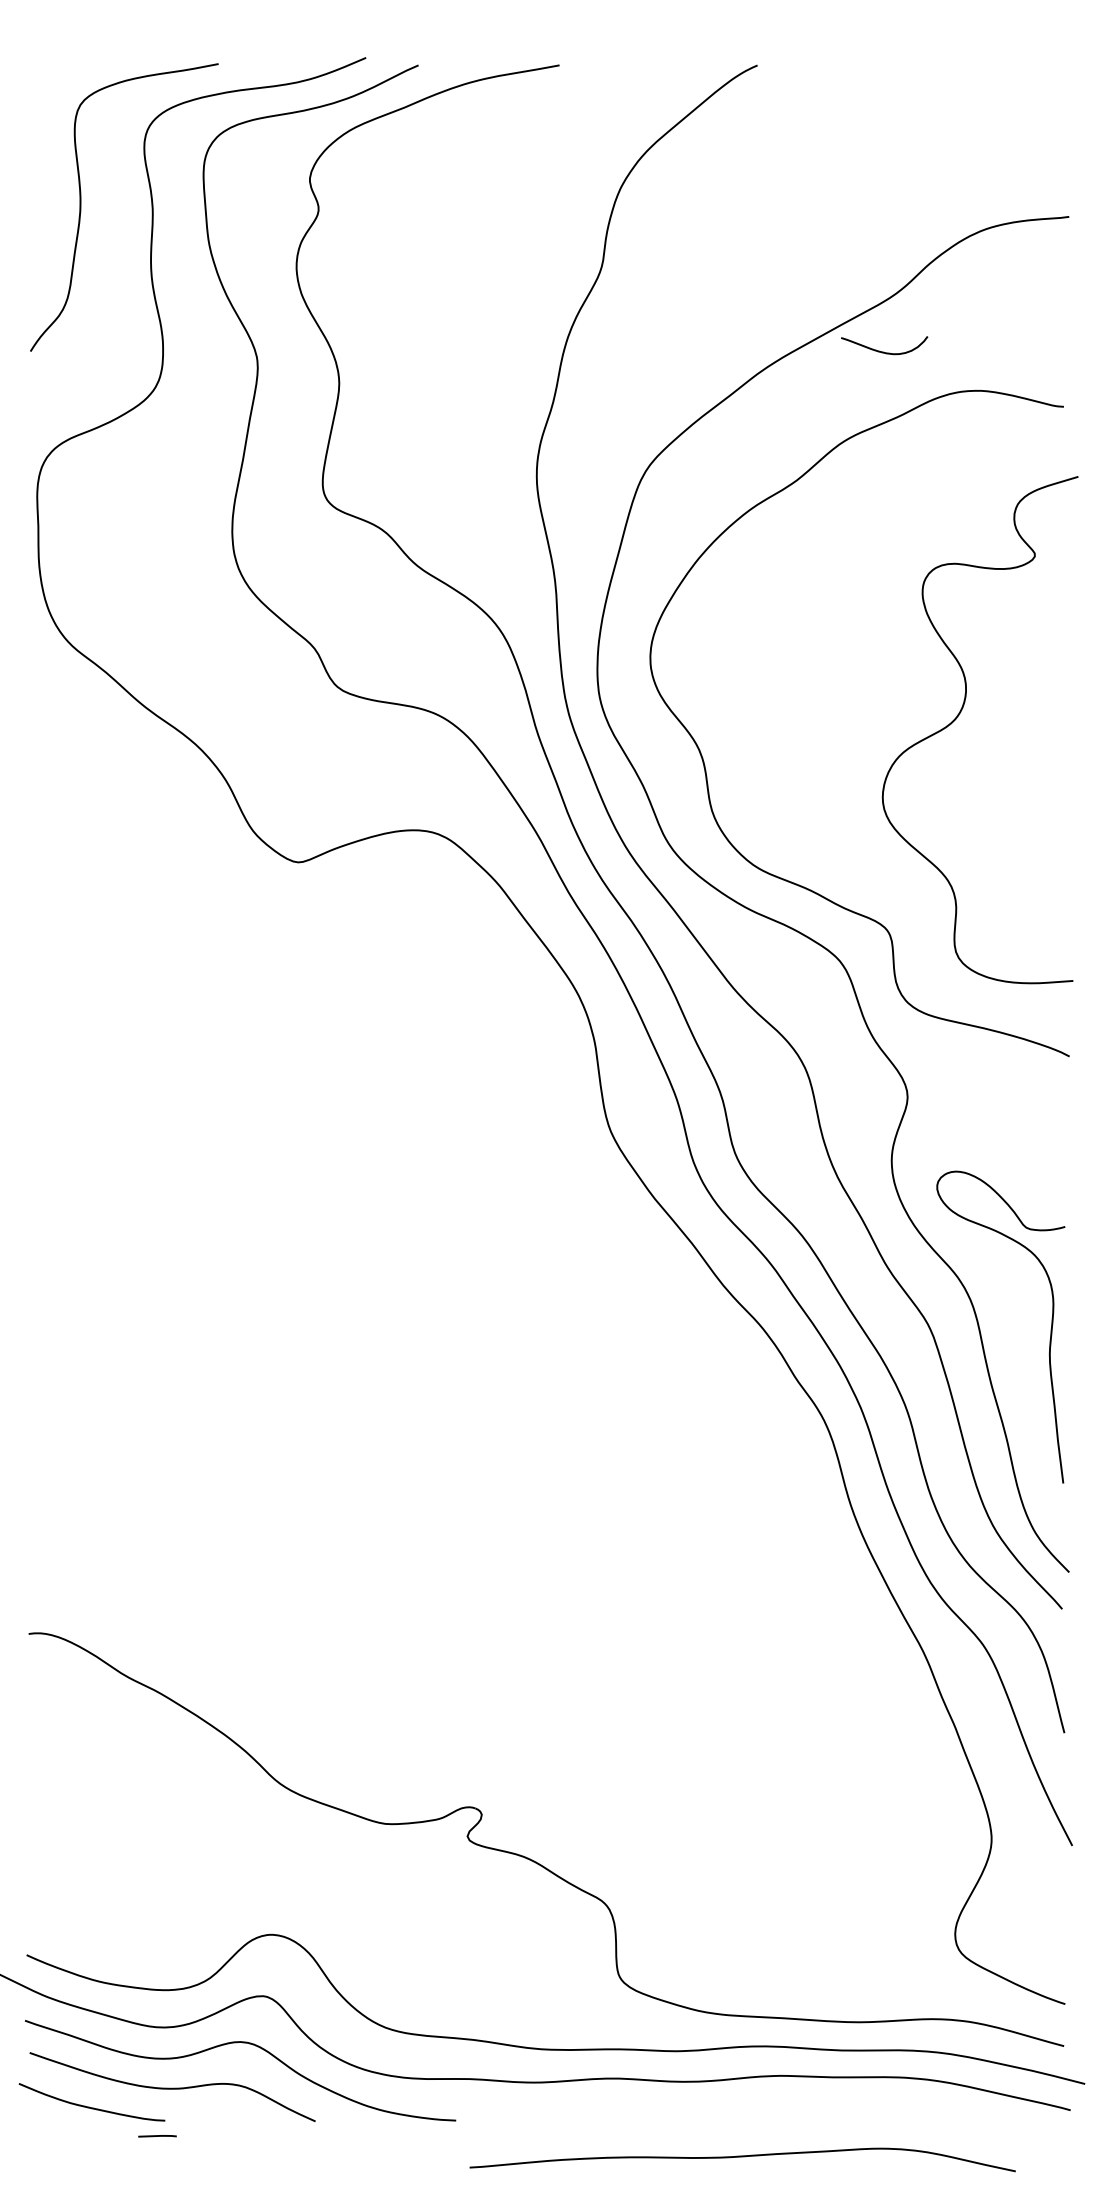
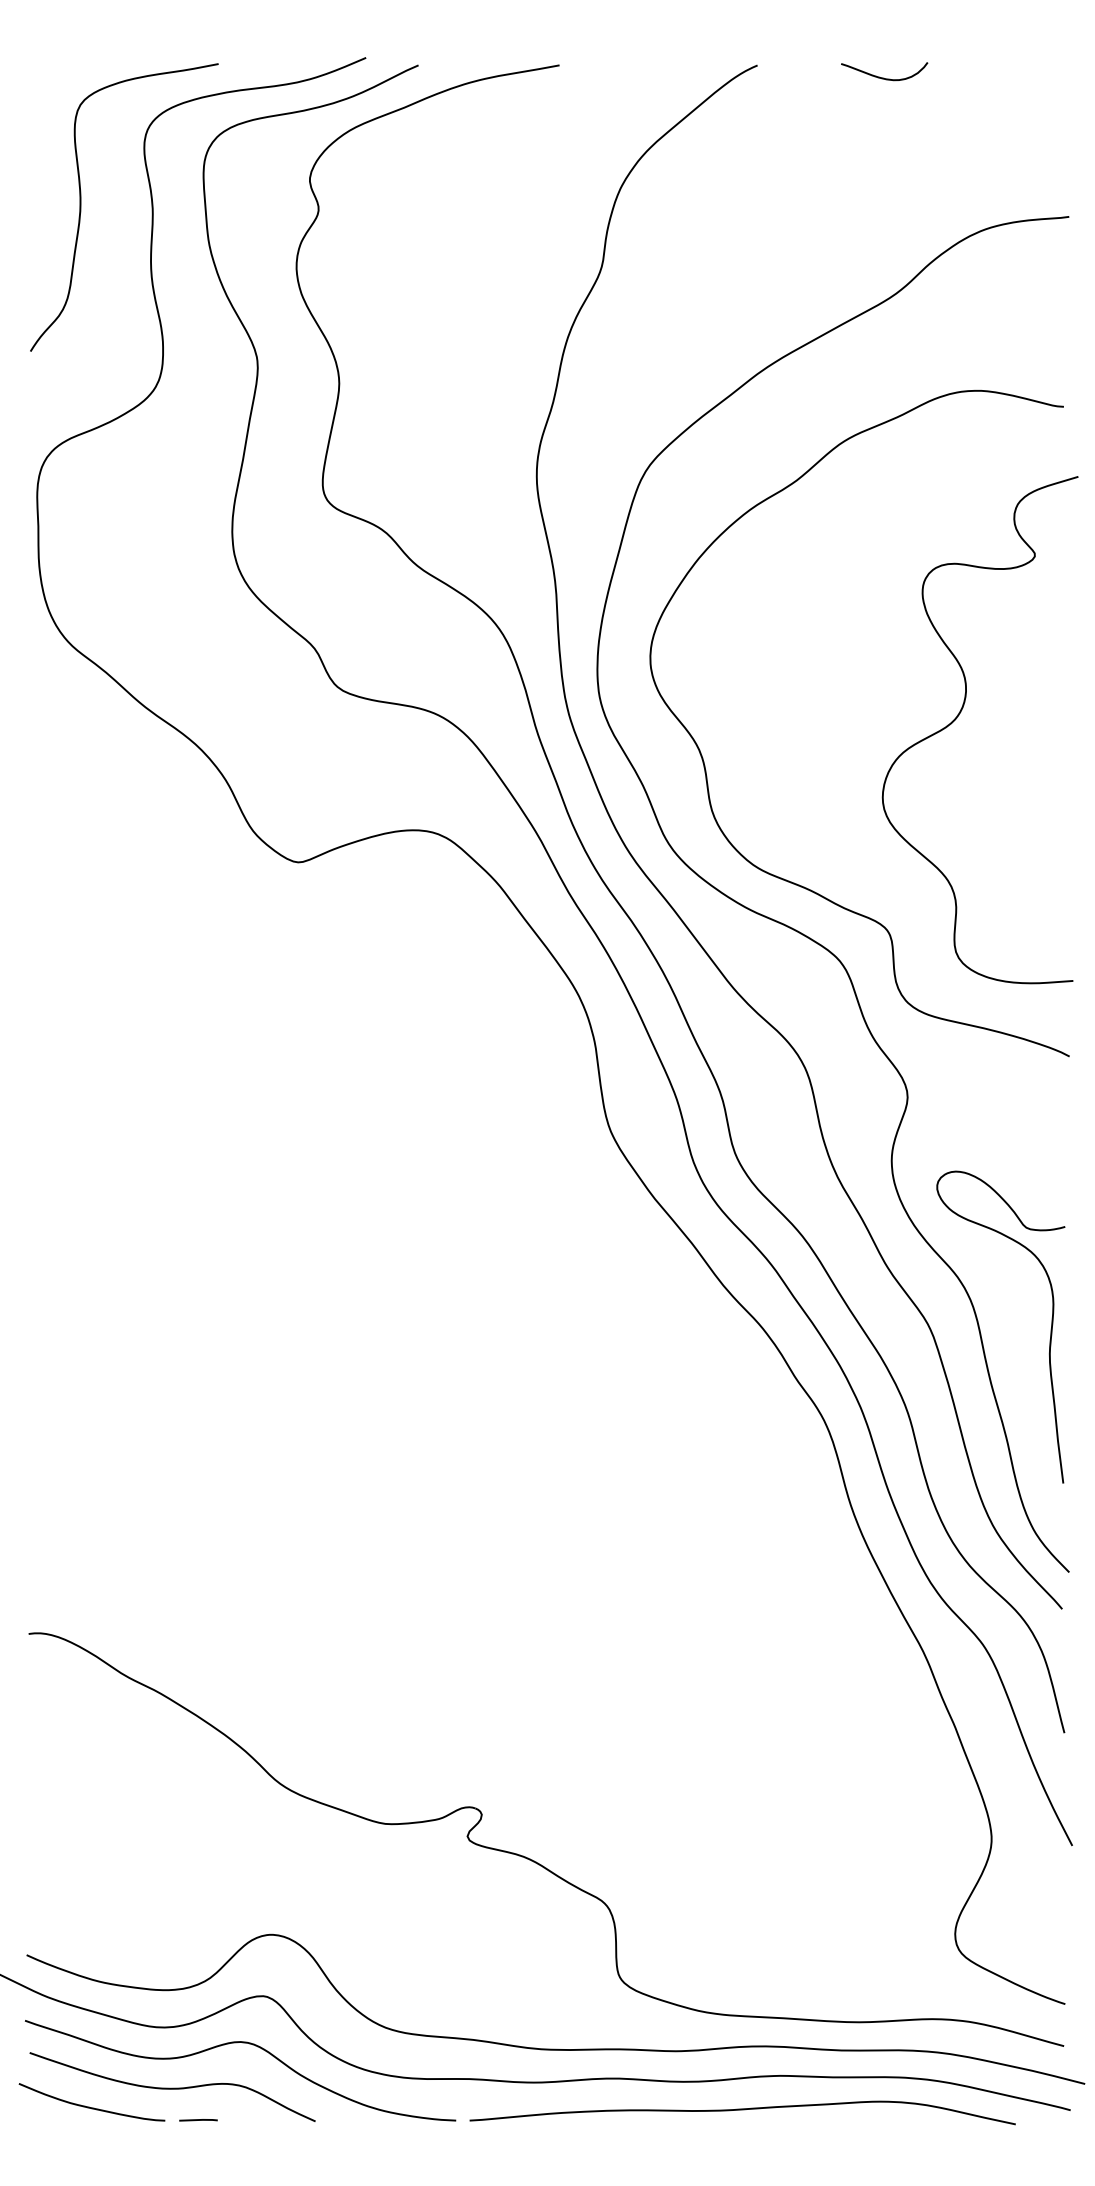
curve position: (883, 351) -> (883, 77) (883, 77)
line position: (157, 2136) -> (198, 2120) (198, 2120)
curve position: (742, 2157) -> (742, 2110) (742, 2110)
